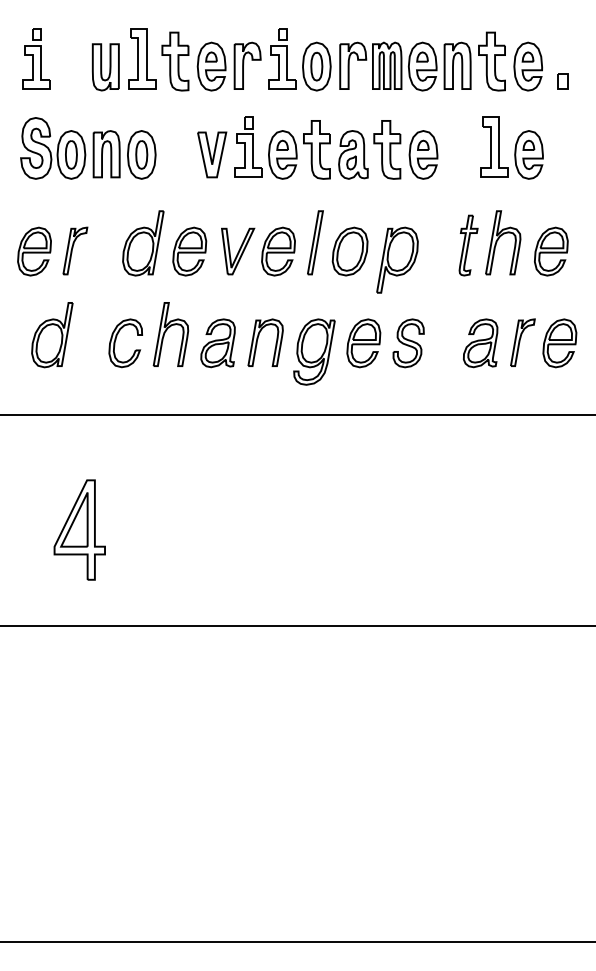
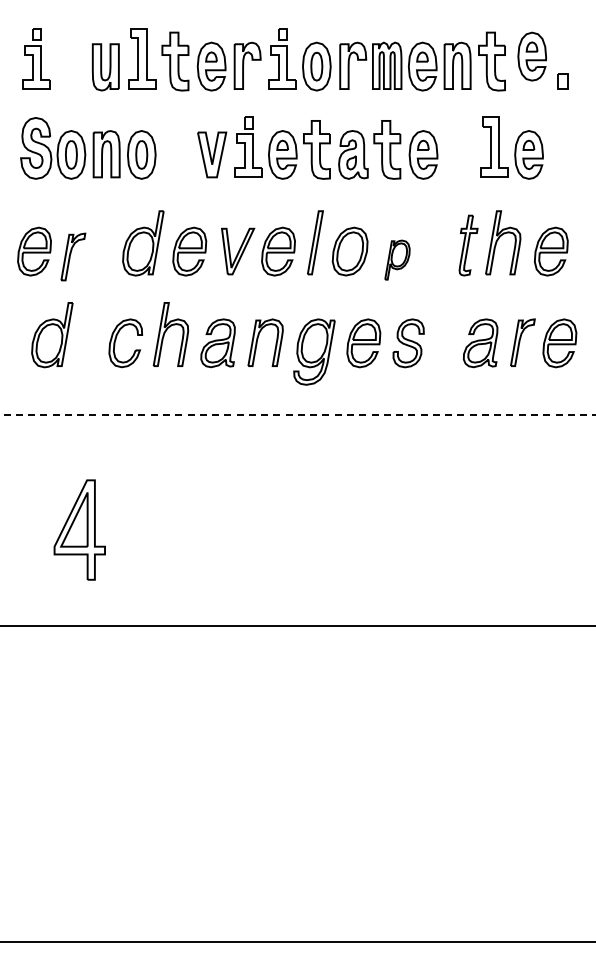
part position: (527, 66) -> (531, 56) (531, 56)
part position: (75, 250) -> (73, 256) (73, 256)
part size: 43x68 px -> 27x42 px (397, 259)
line: solid -> dashed (297, 415)
